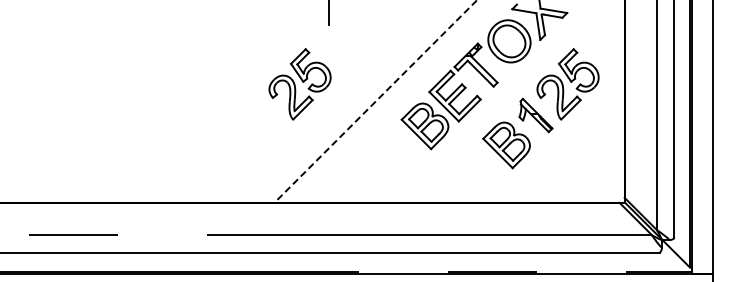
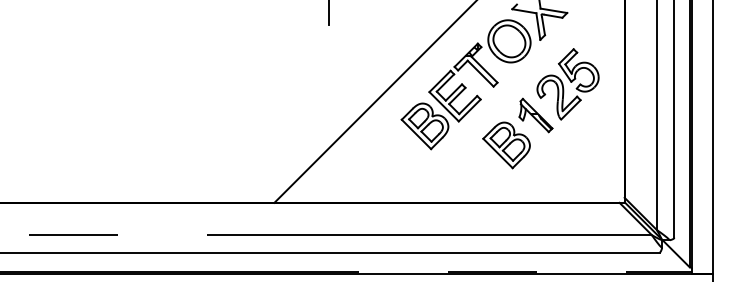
part: present -> none (299, 84)
line: dashed -> solid (375, 101)
